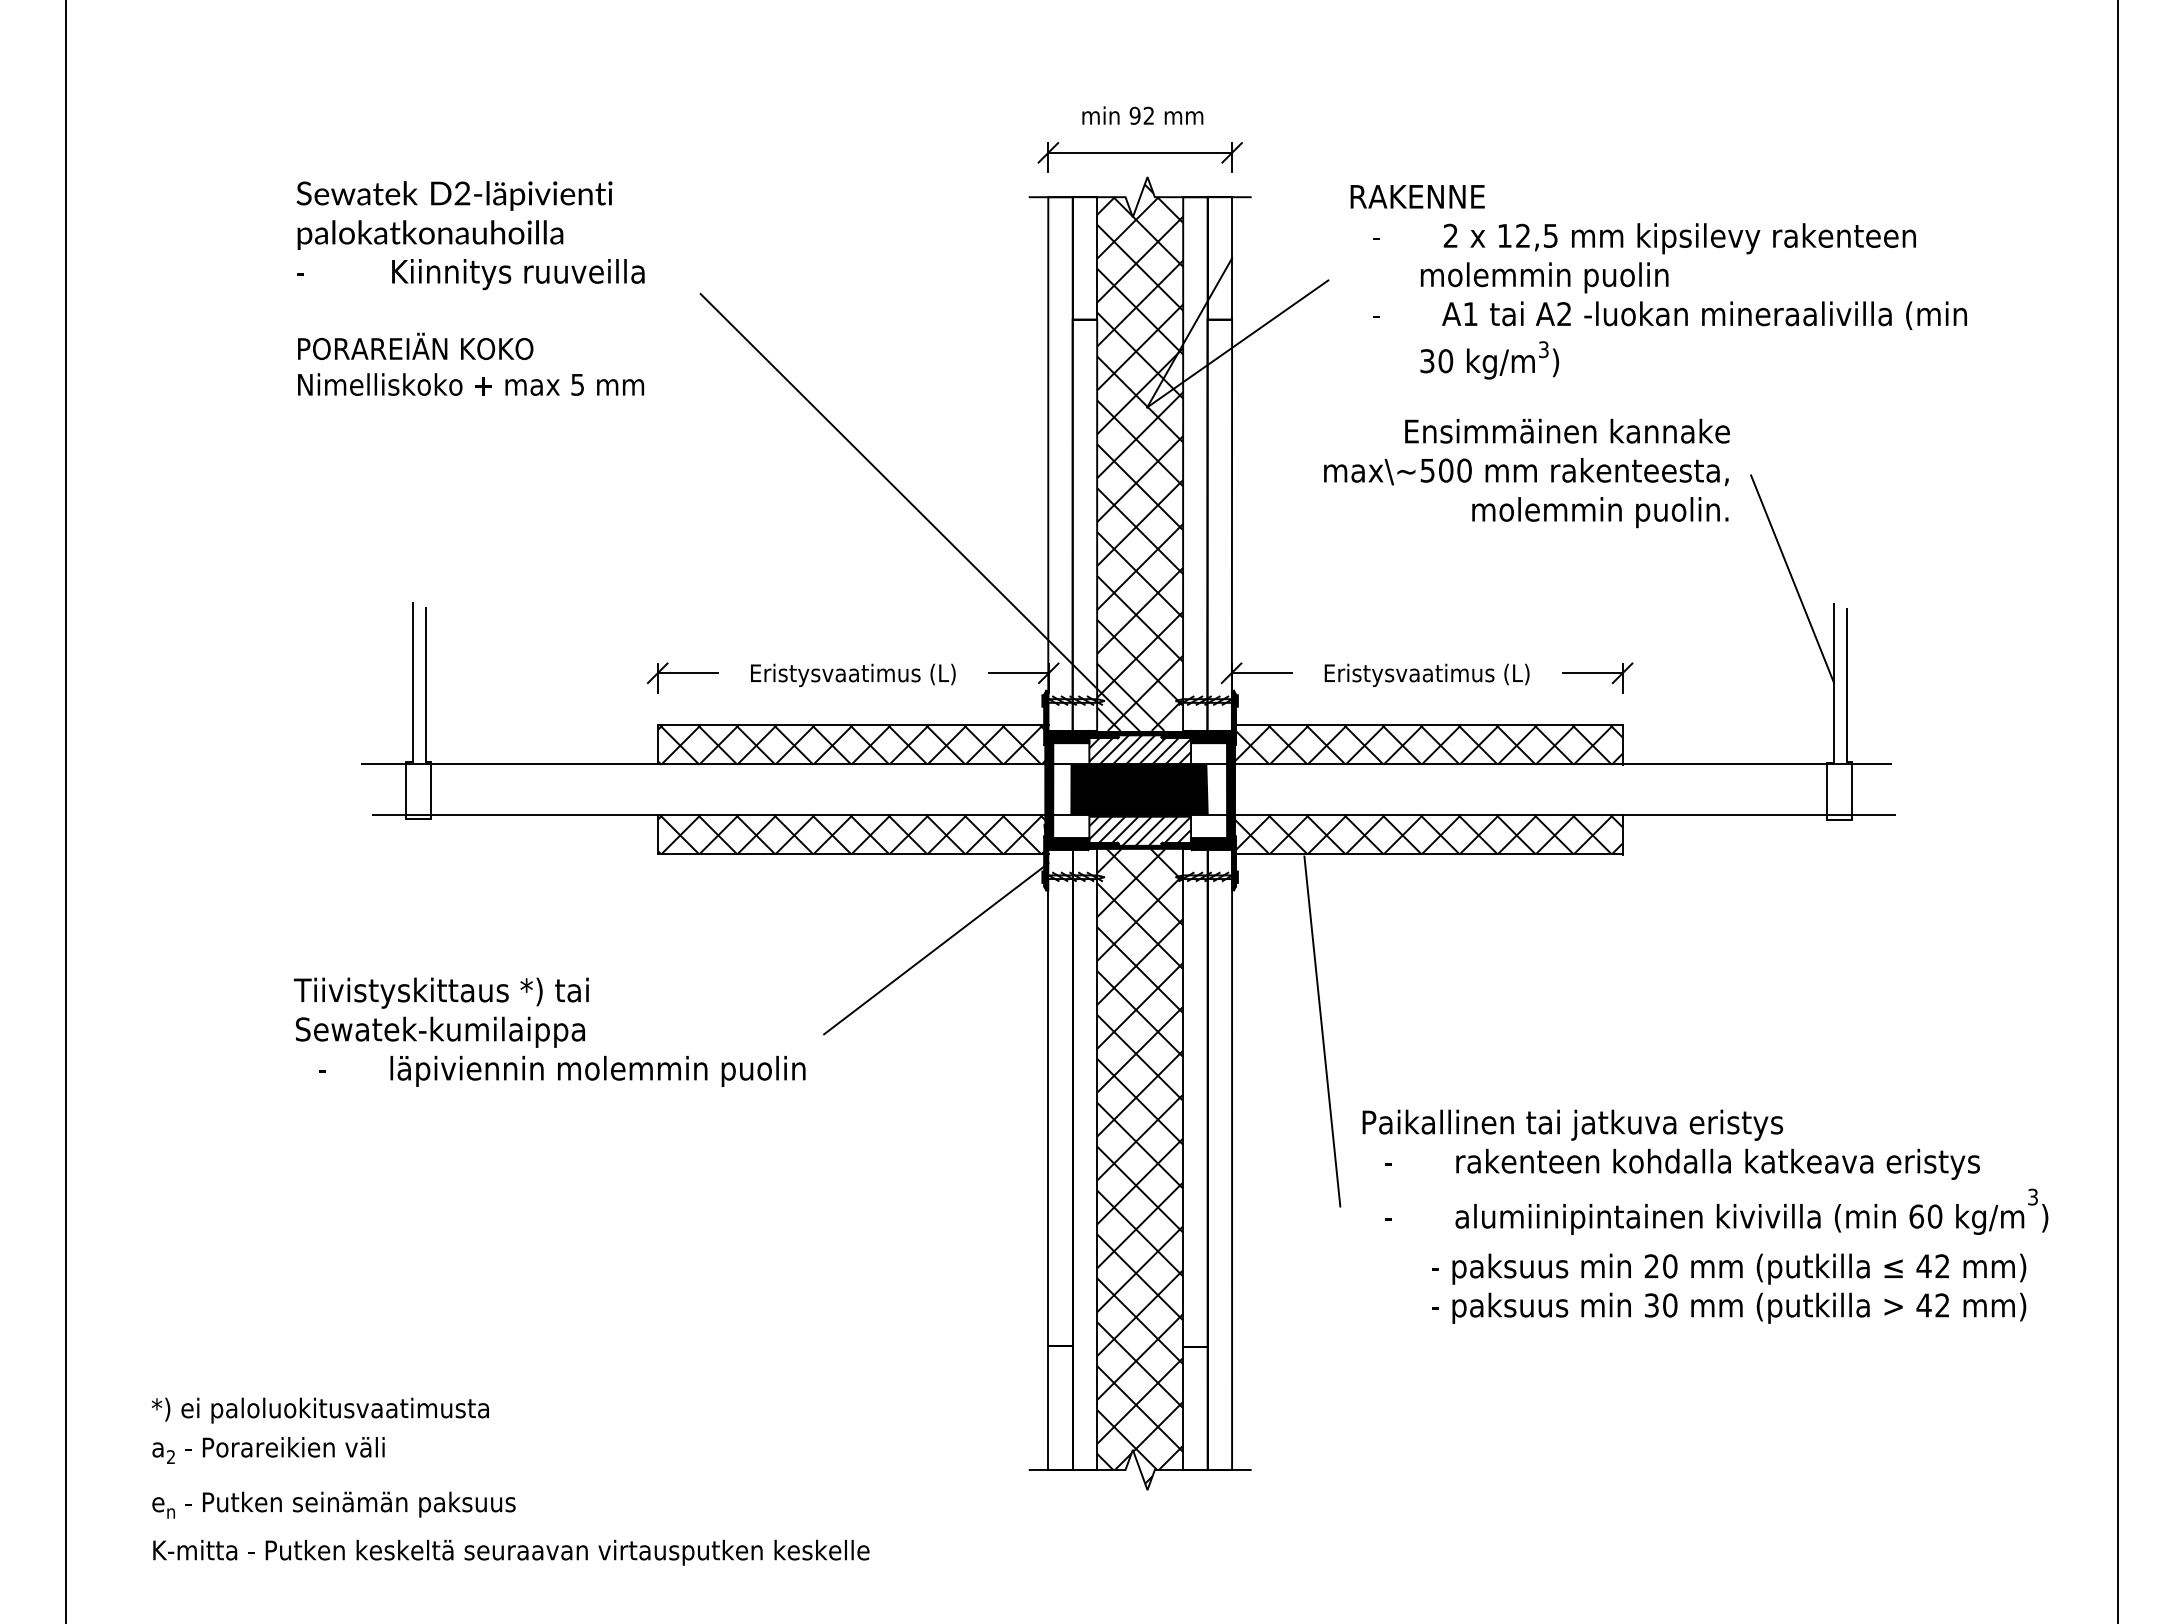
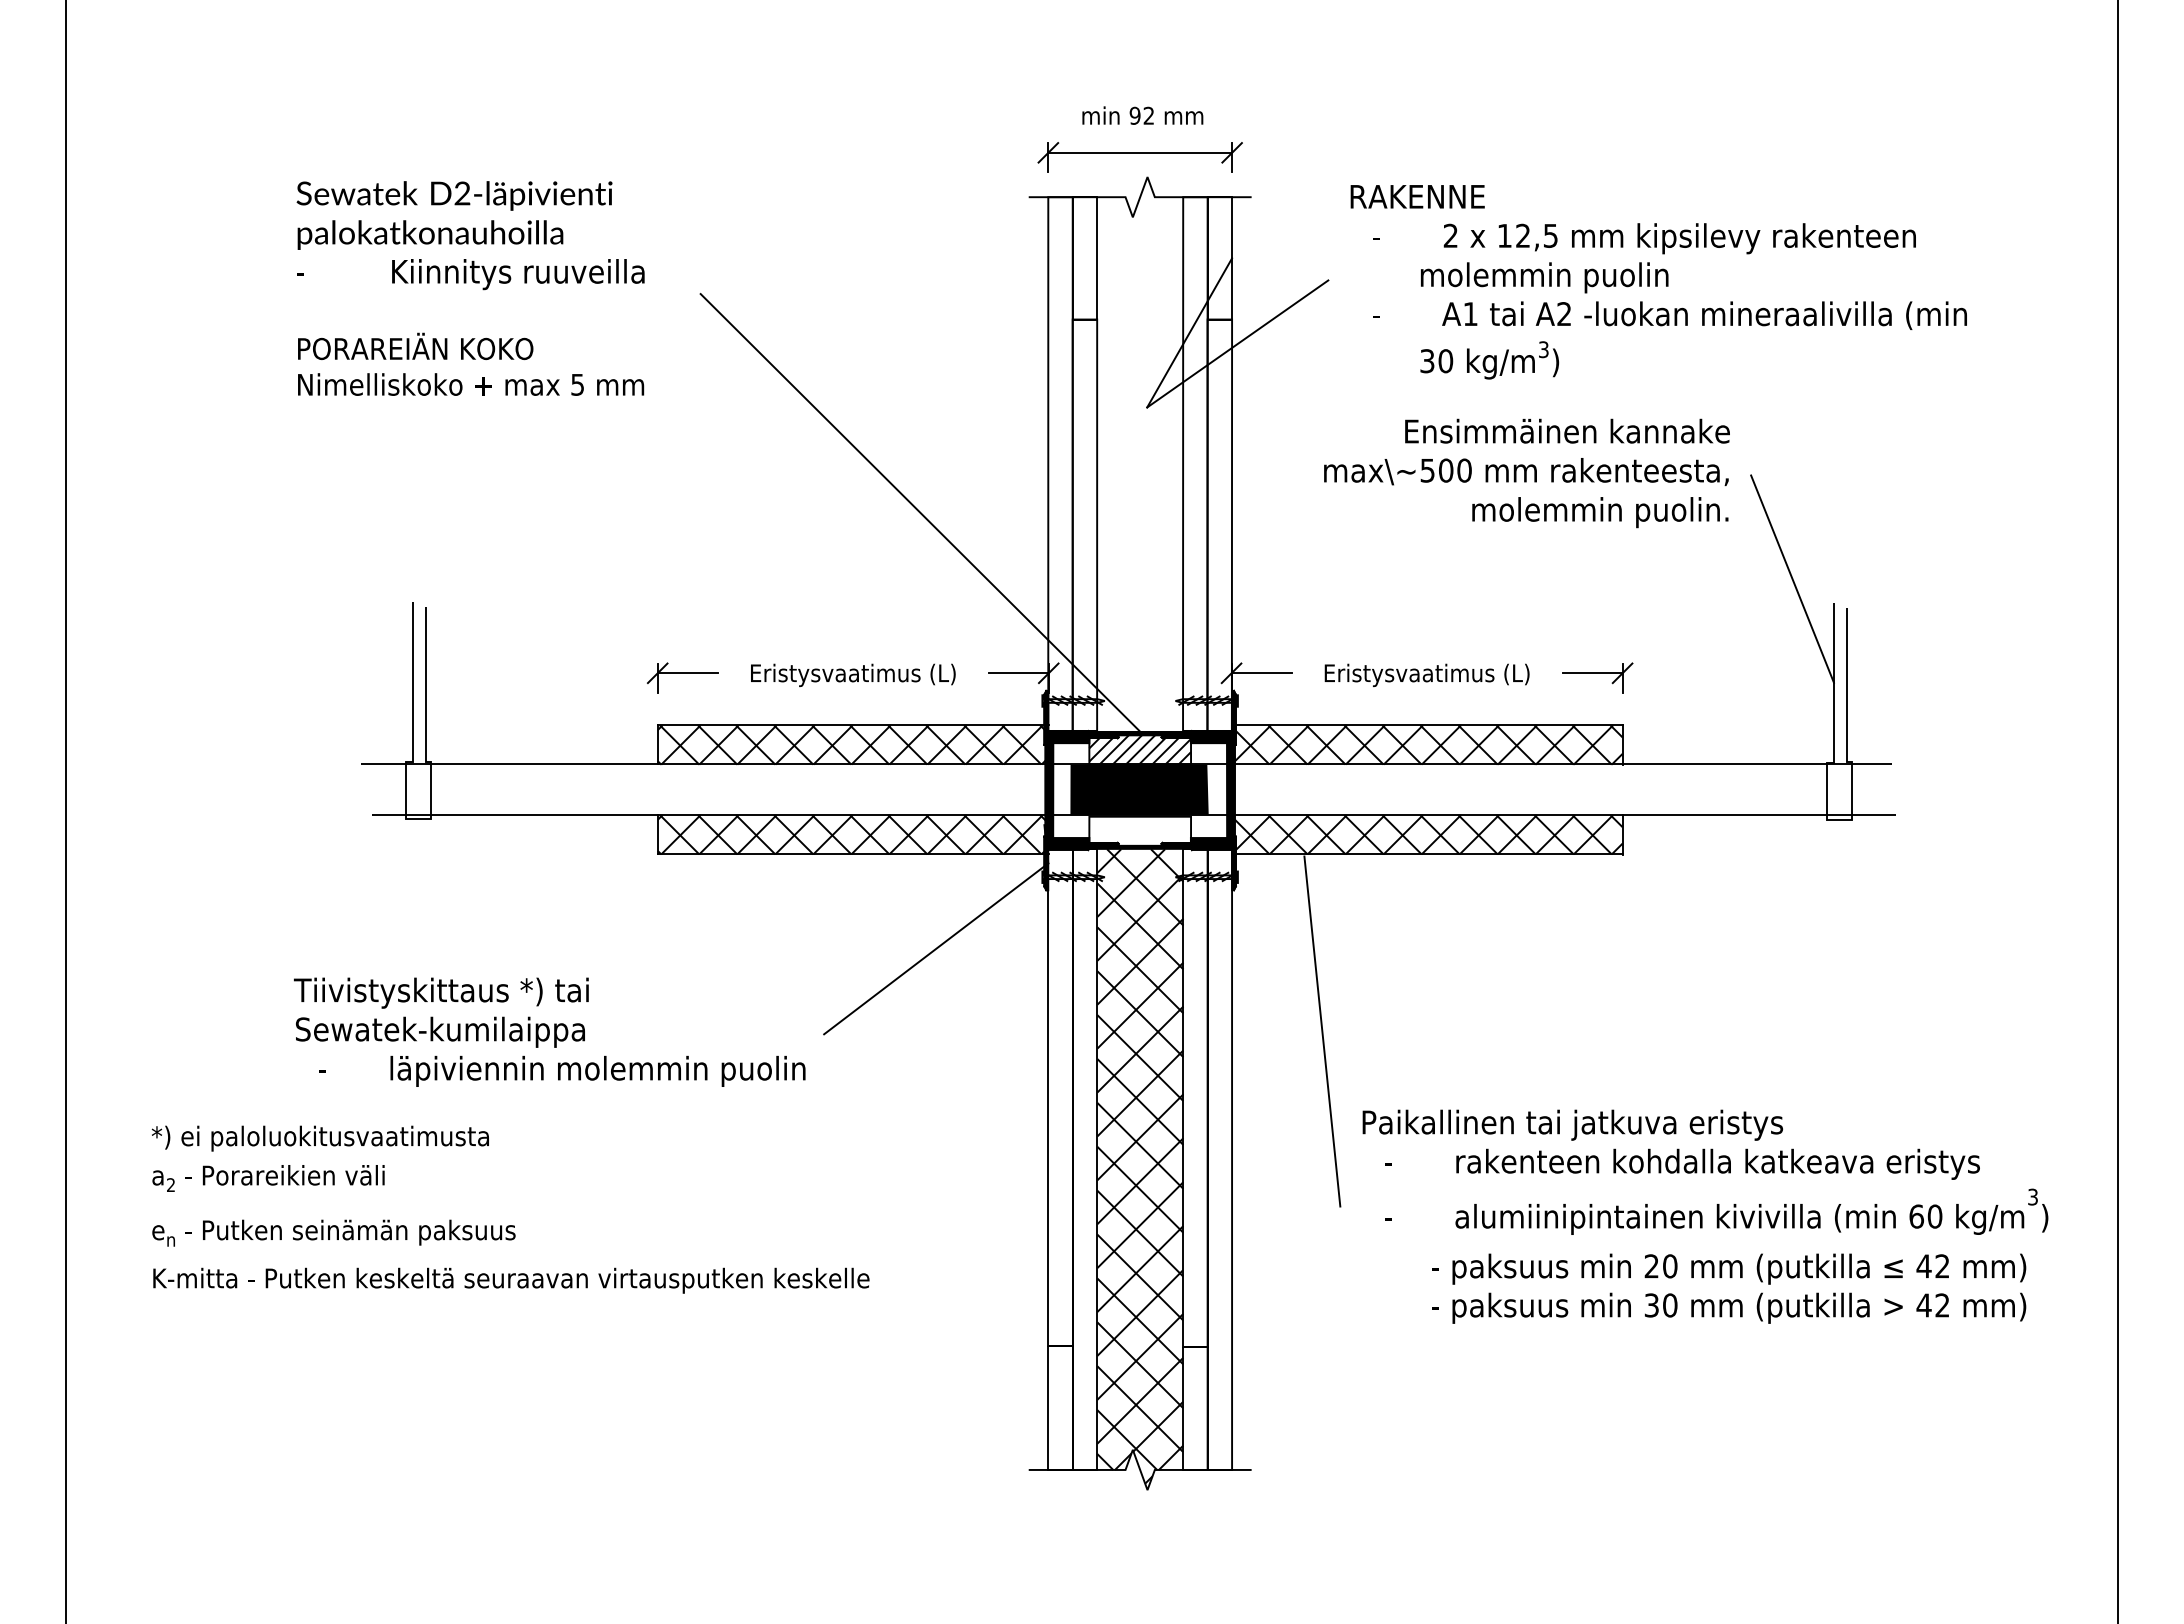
hatch: present -> none (1140, 457)
hatch: present -> none (1140, 830)
text position: (510, 1481) -> (510, 1209) (510, 1209)
